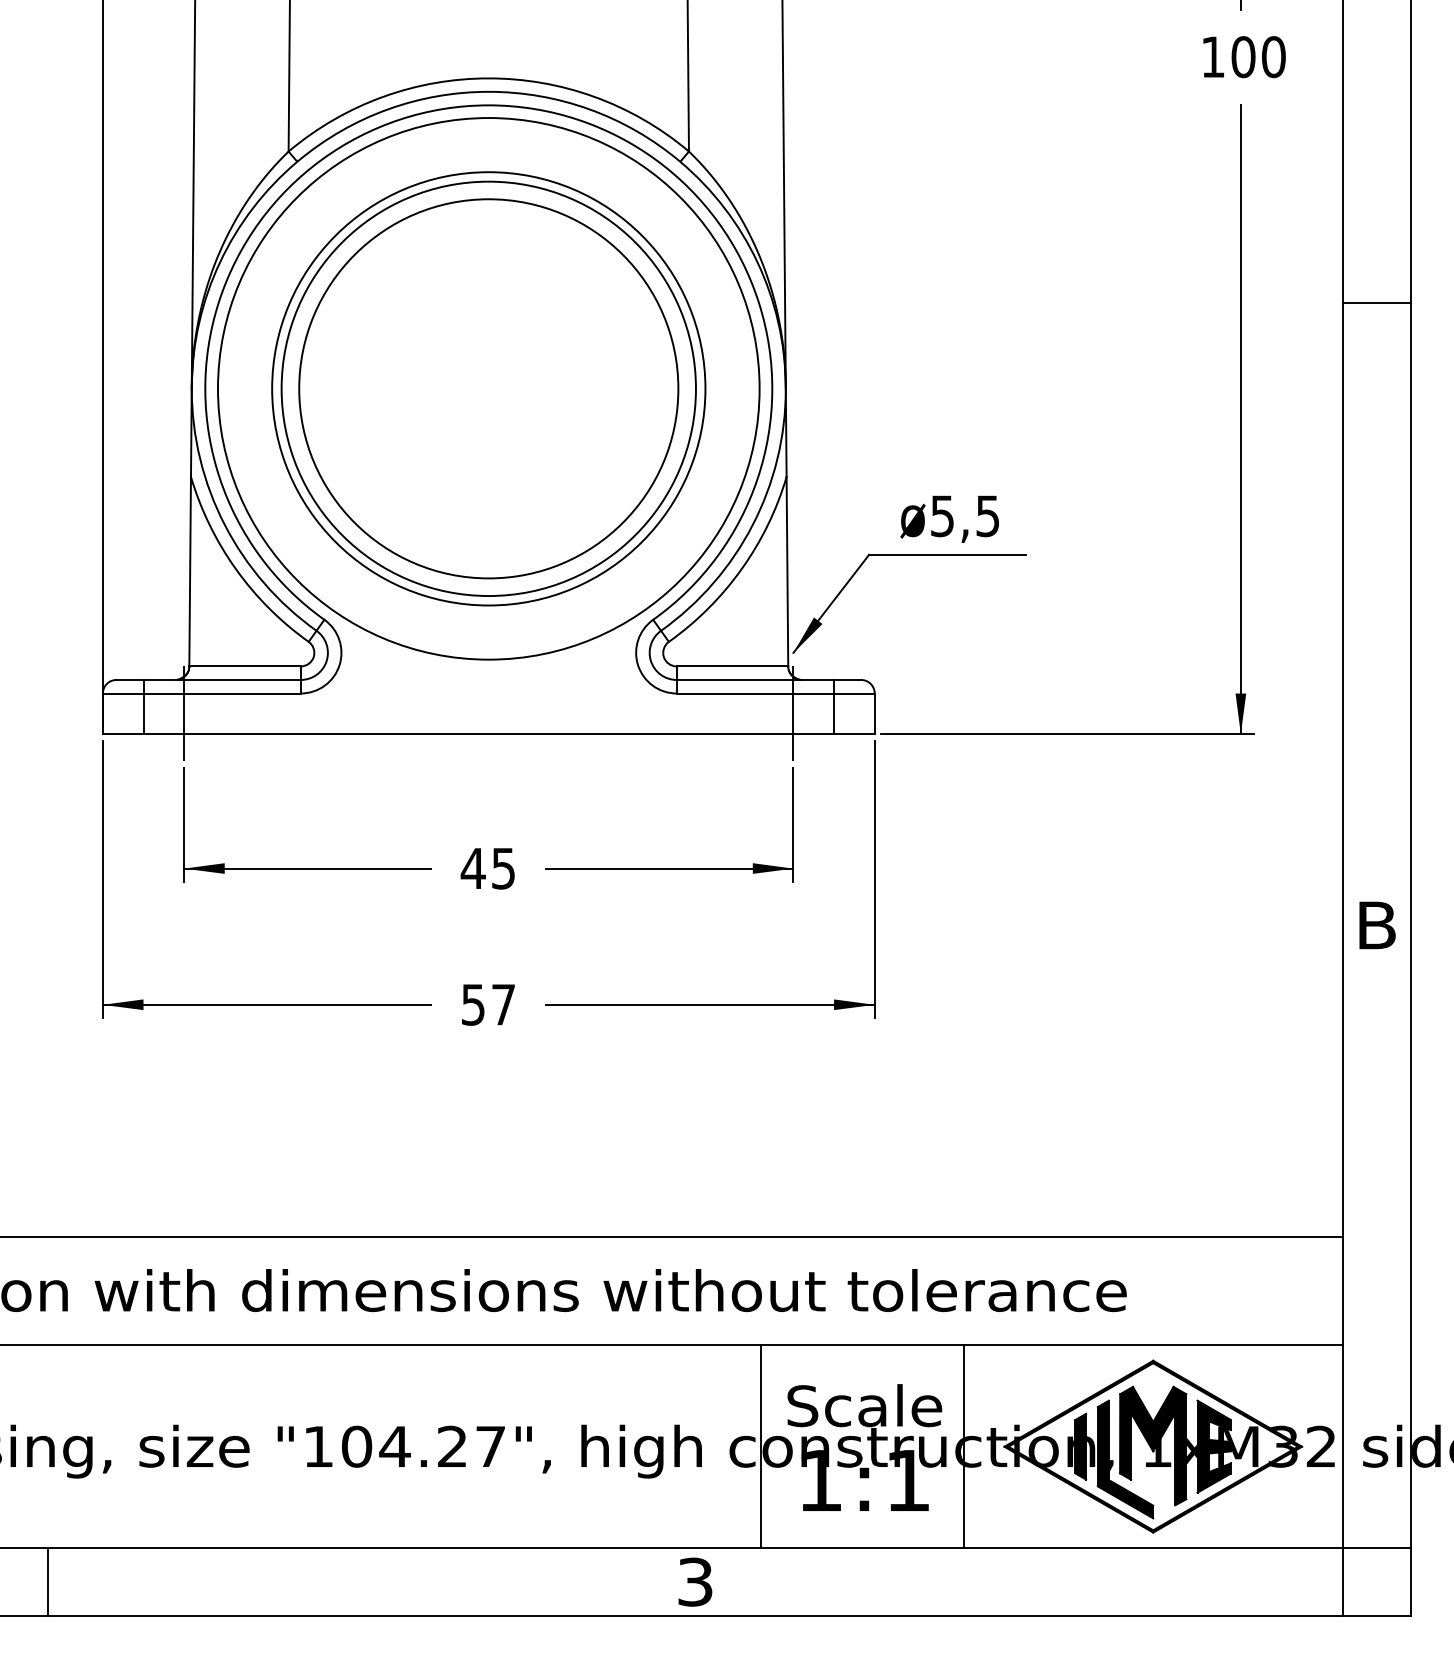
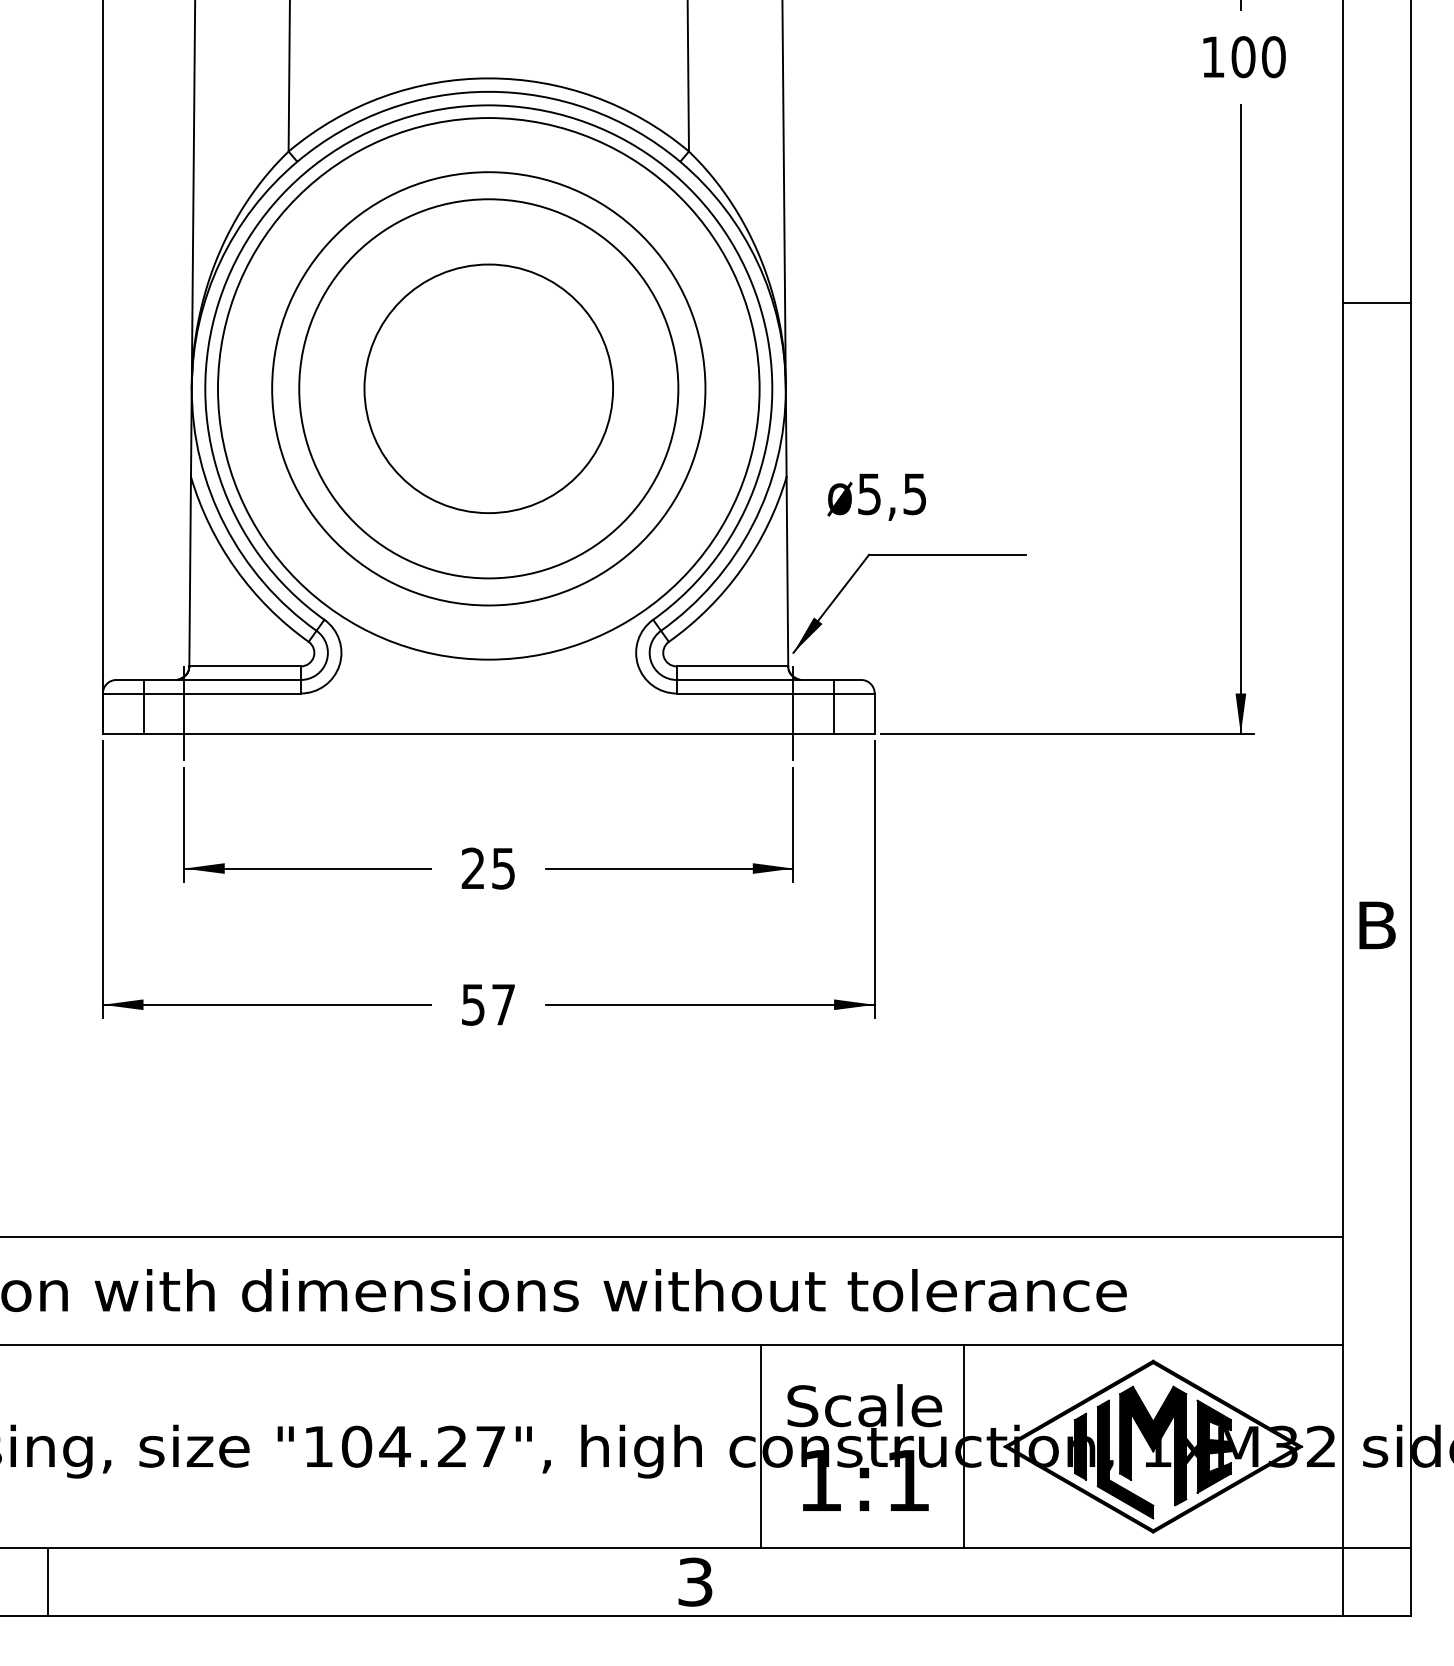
circle diameter: 414 px -> 249 px (488, 388)
text position: (949, 518) -> (876, 496) (876, 496)
text: 45 -> 25 (472, 867)
